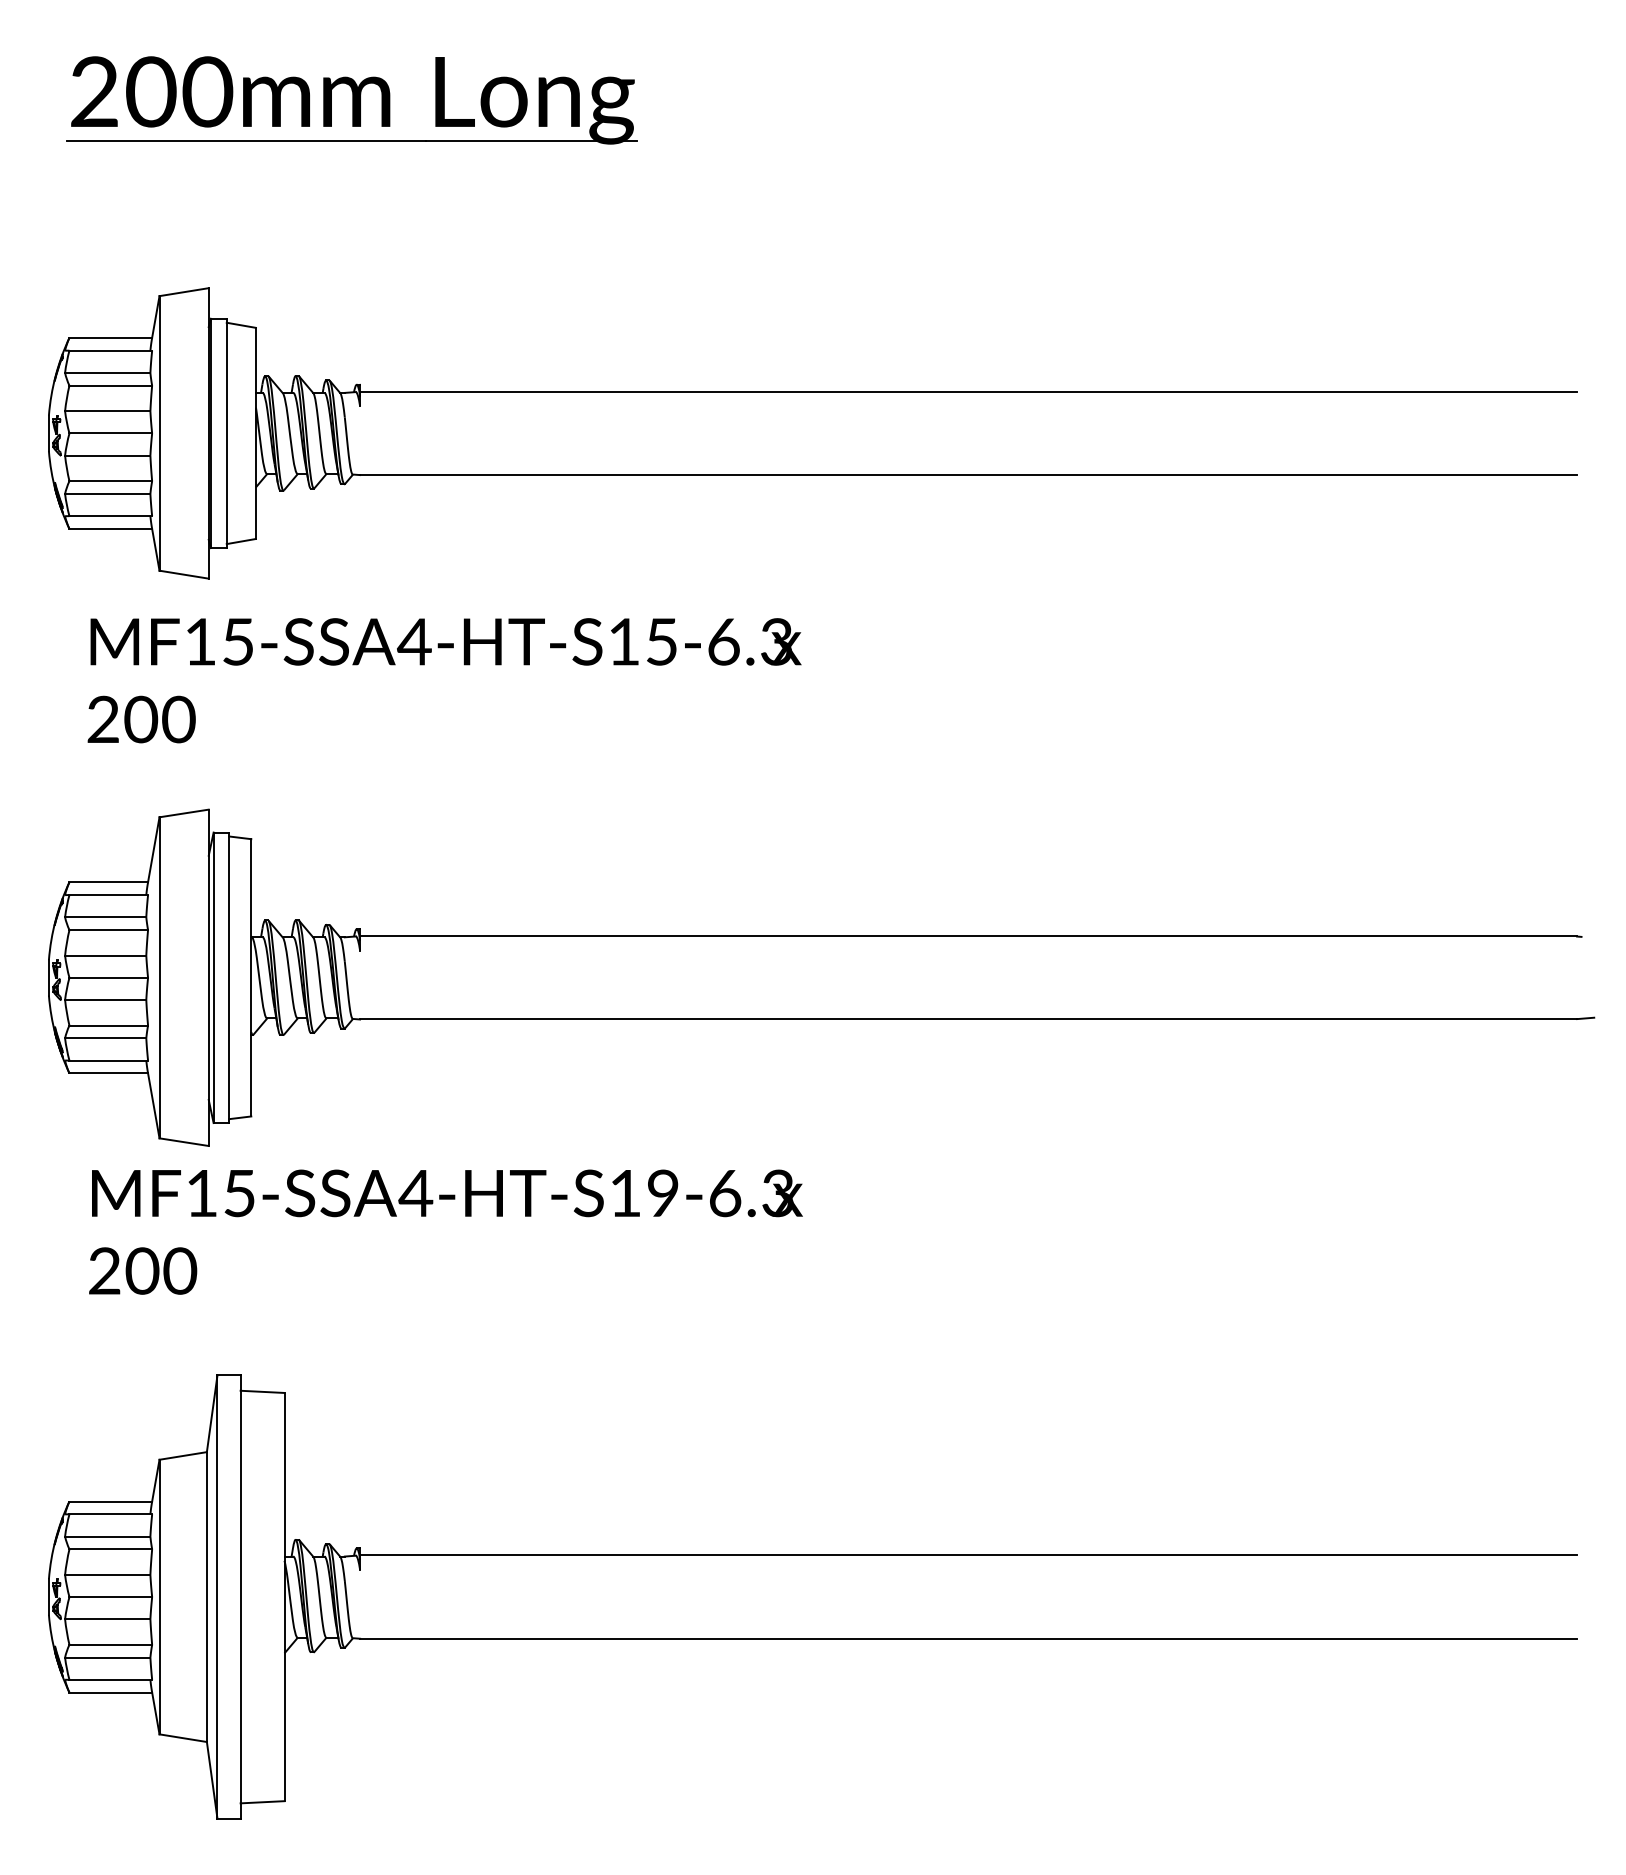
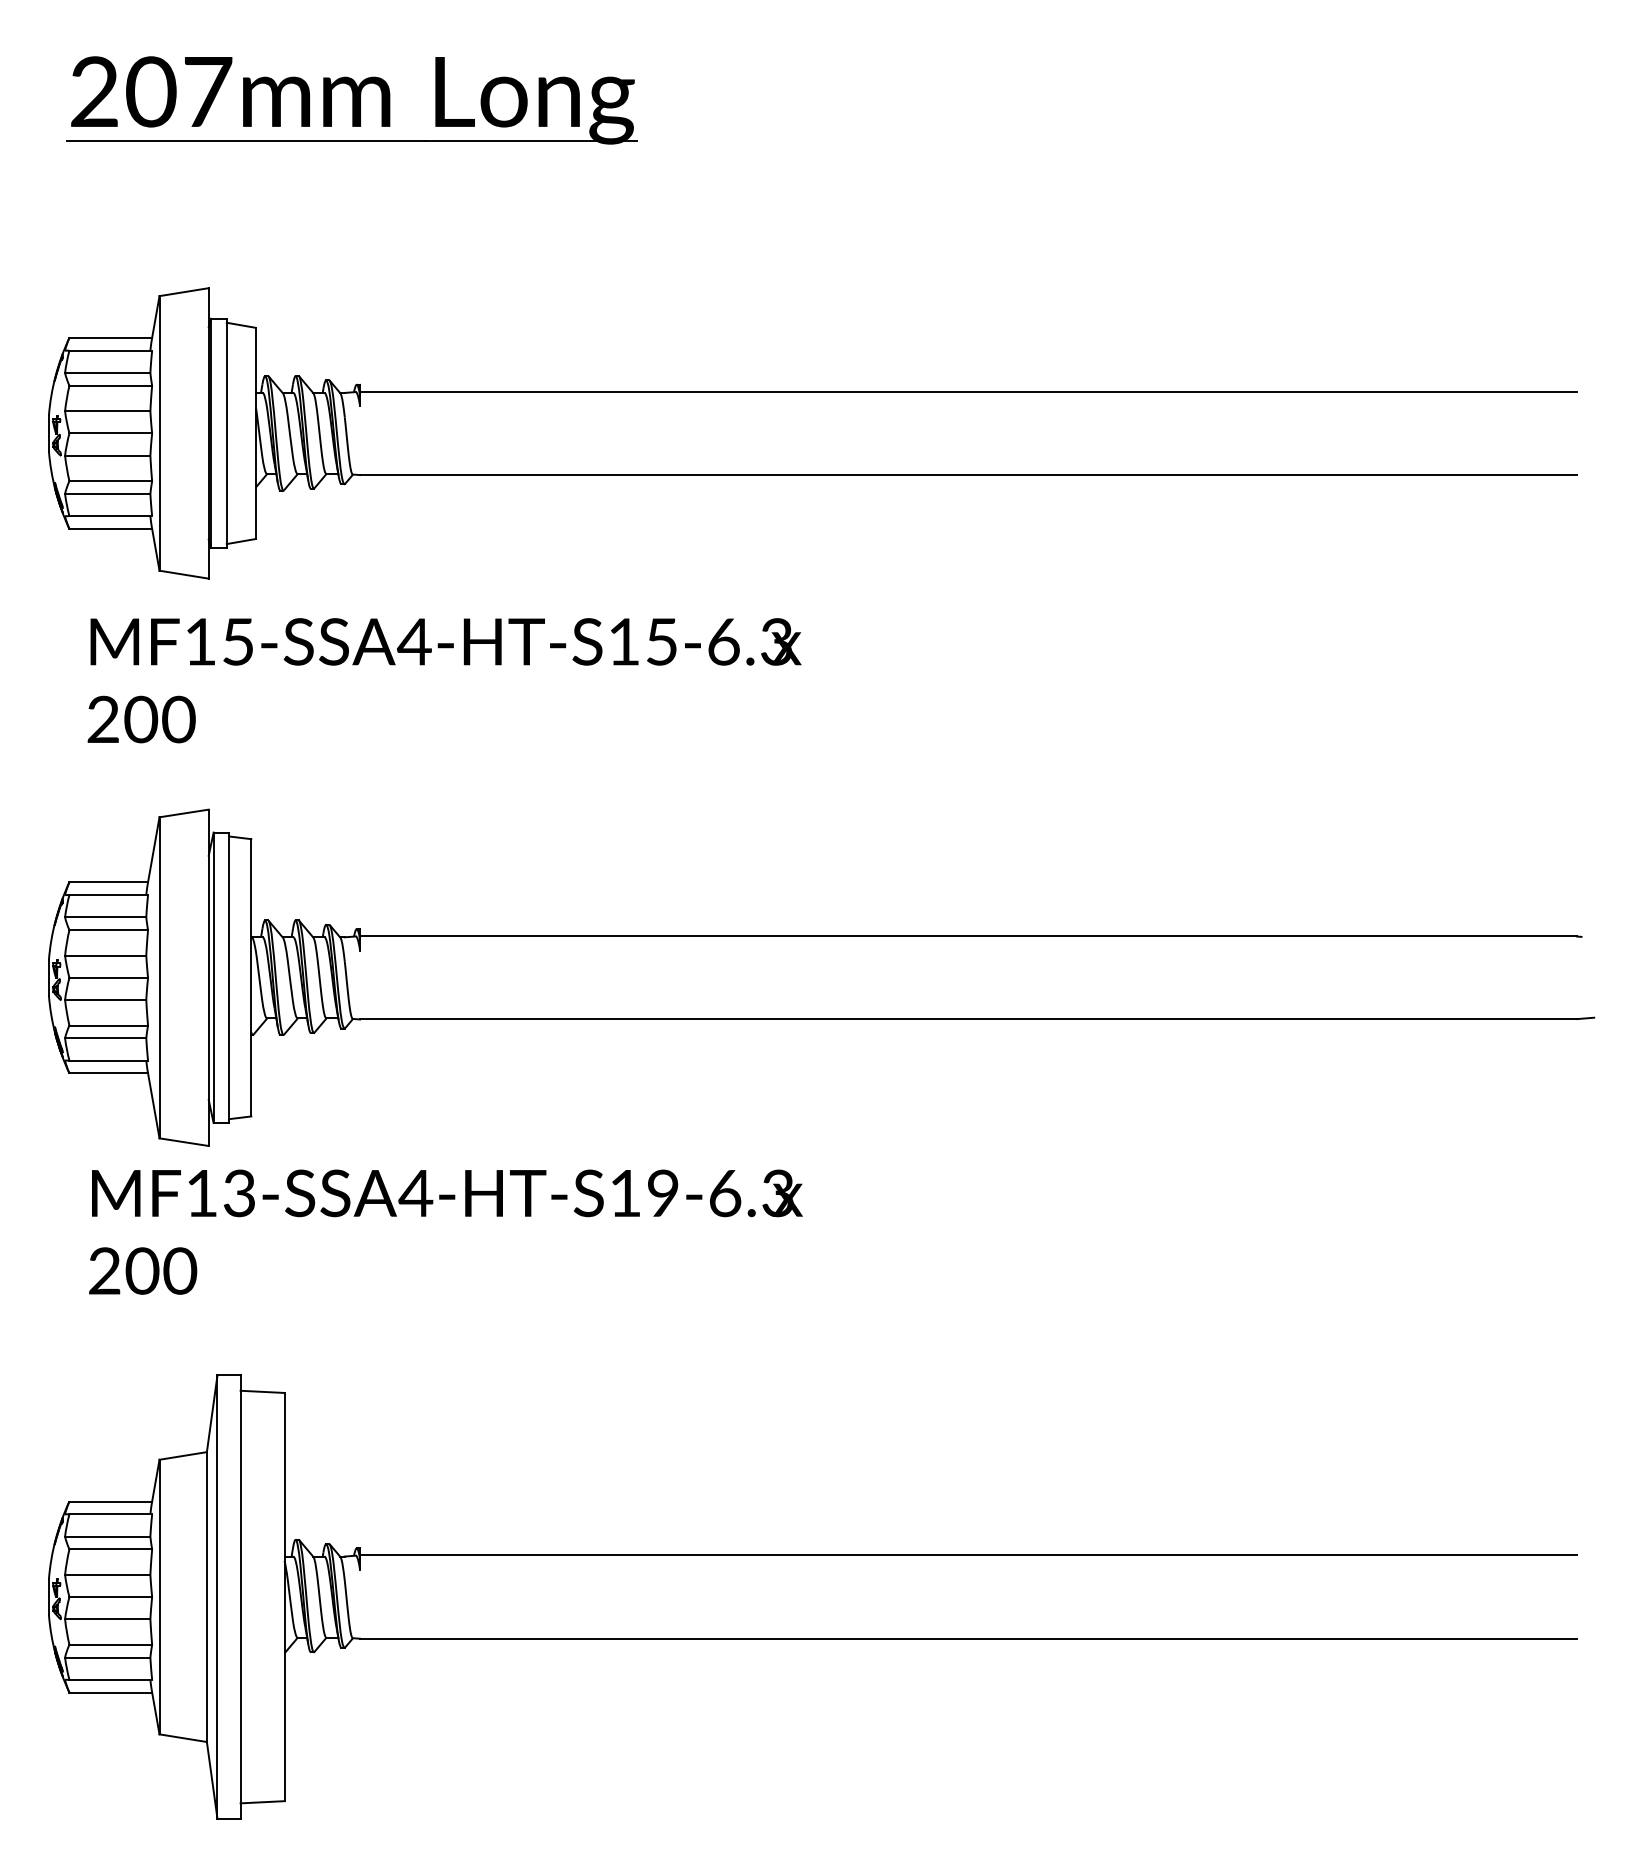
text: 200mm -> 207mm (207, 91)
text: MF15-SSA4-HT-S19-6.3 -> MF13-SSA4-HT-S19-6.3 (238, 1193)
